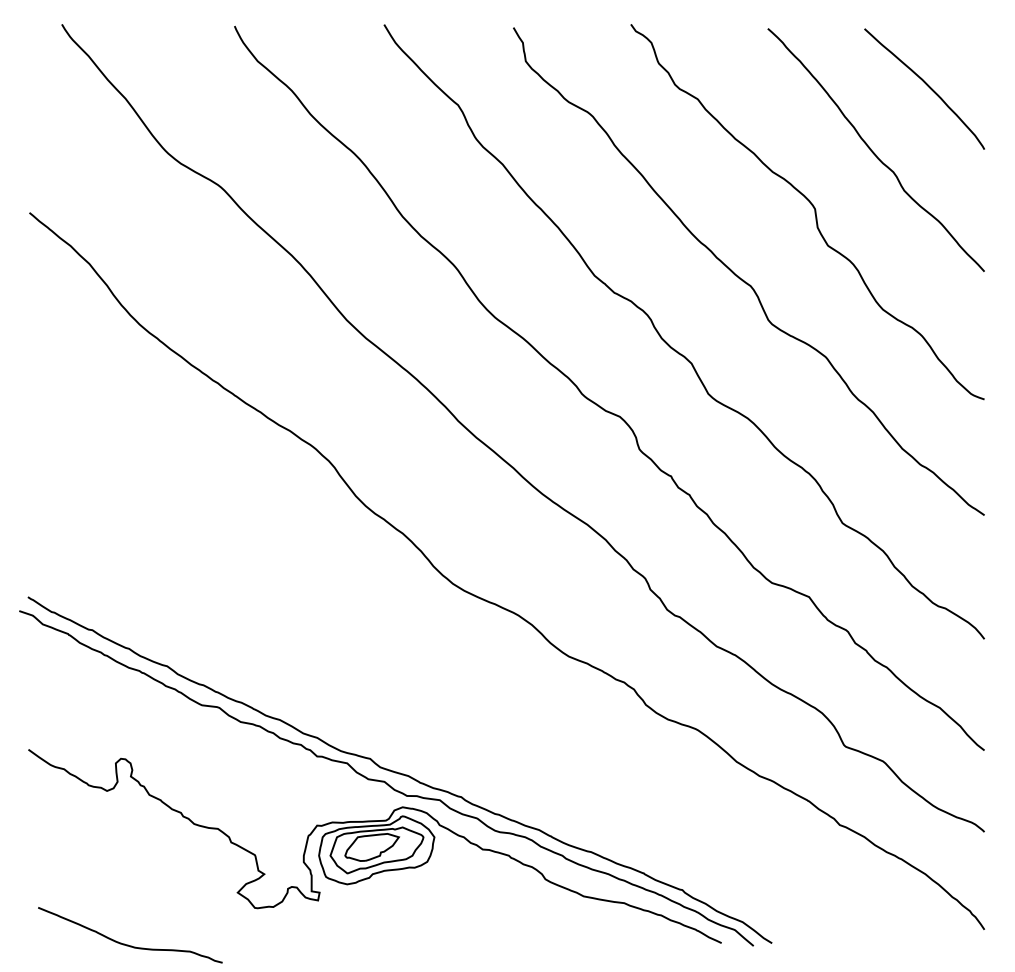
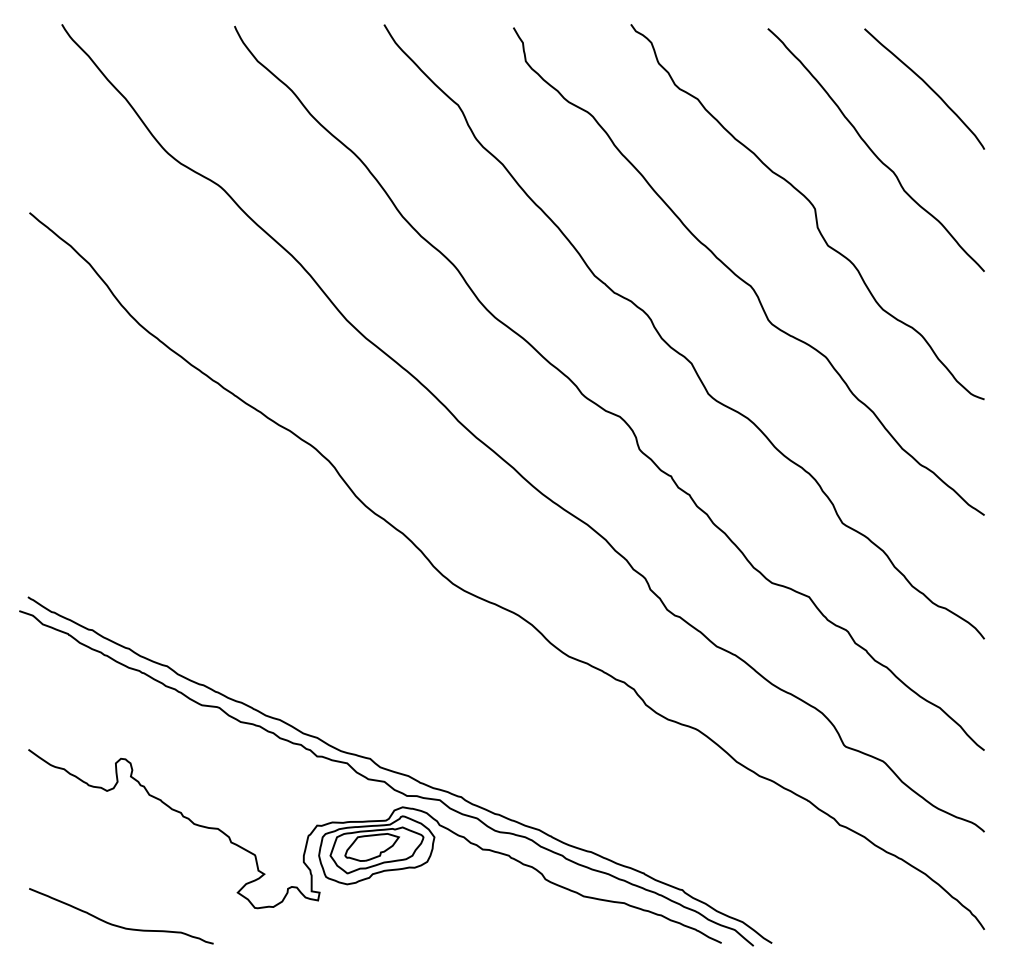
curve position: (128, 944) -> (119, 925) (119, 925)
